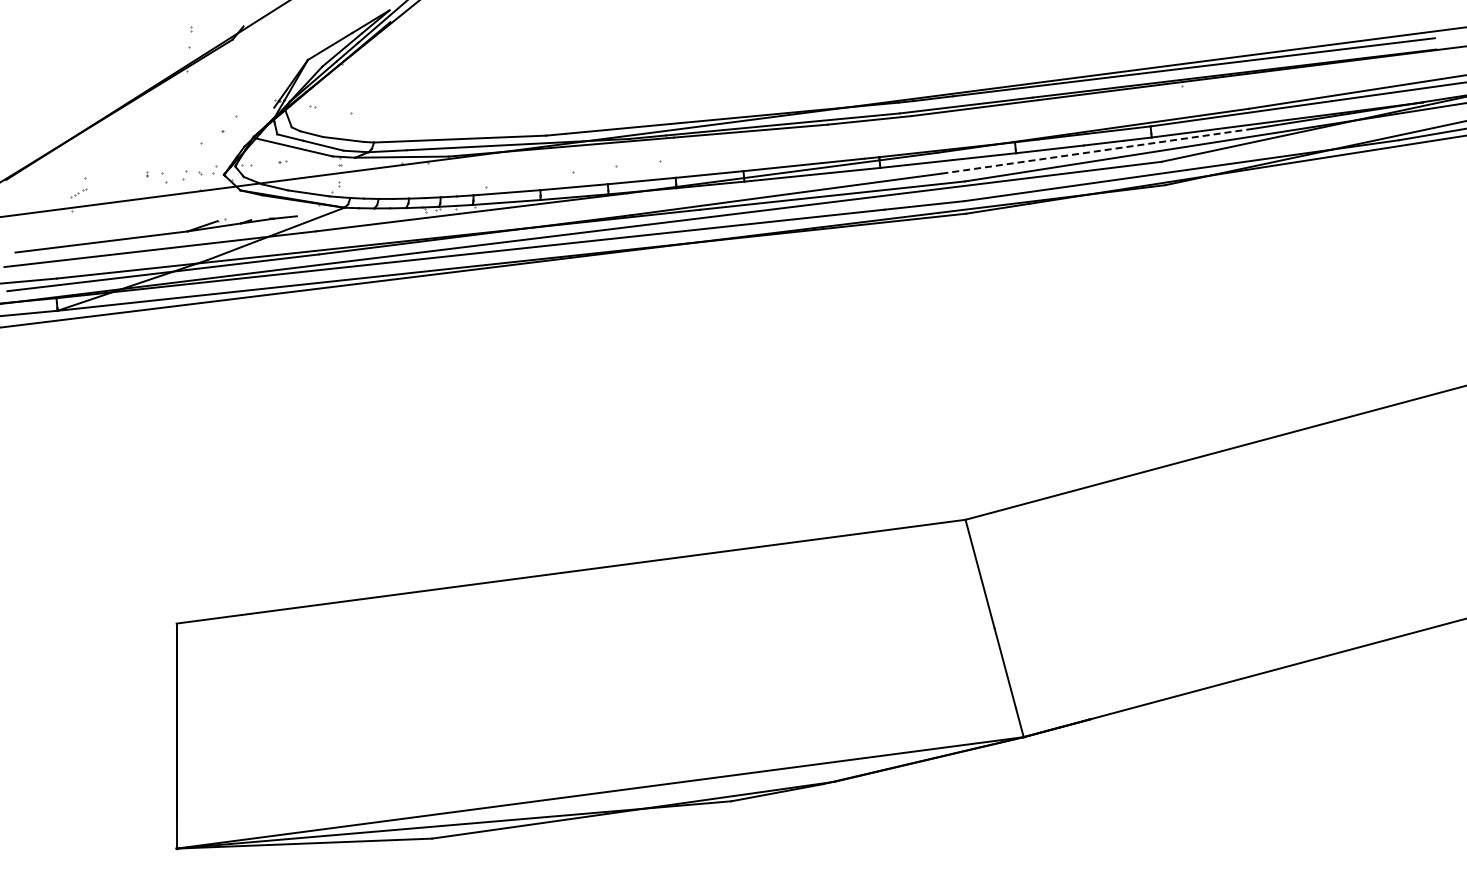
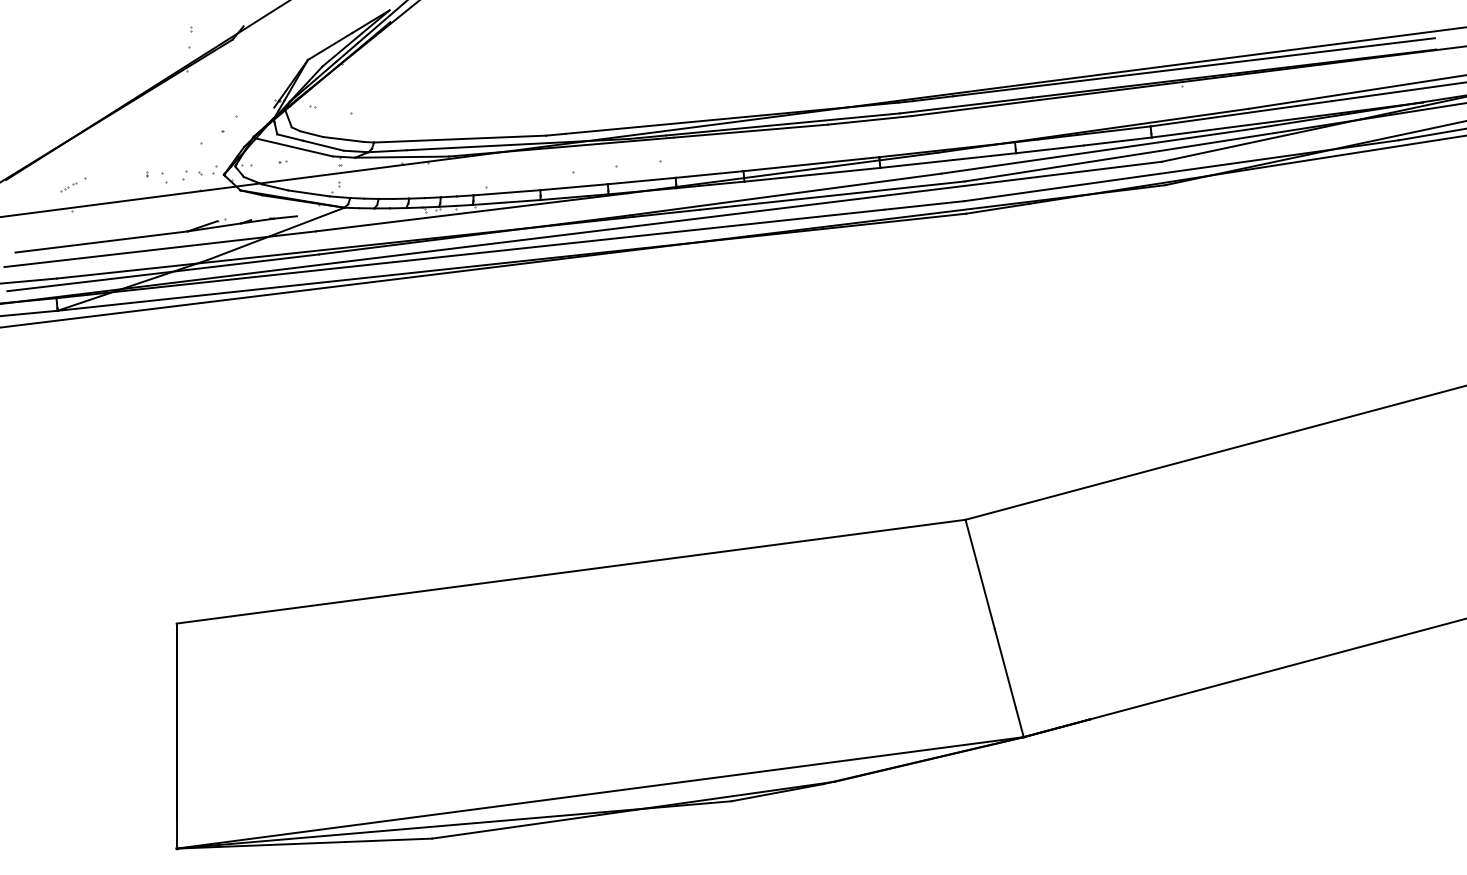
line: dashed -> solid (1096, 151)
part position: (78, 193) -> (68, 187) (68, 187)
